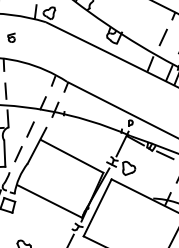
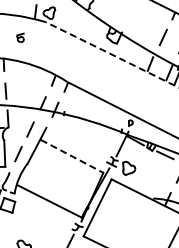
part position: (11, 37) -> (20, 37) (20, 37)
arc: solid -> dashed (112, 54)
line: solid -> dashed (72, 156)
